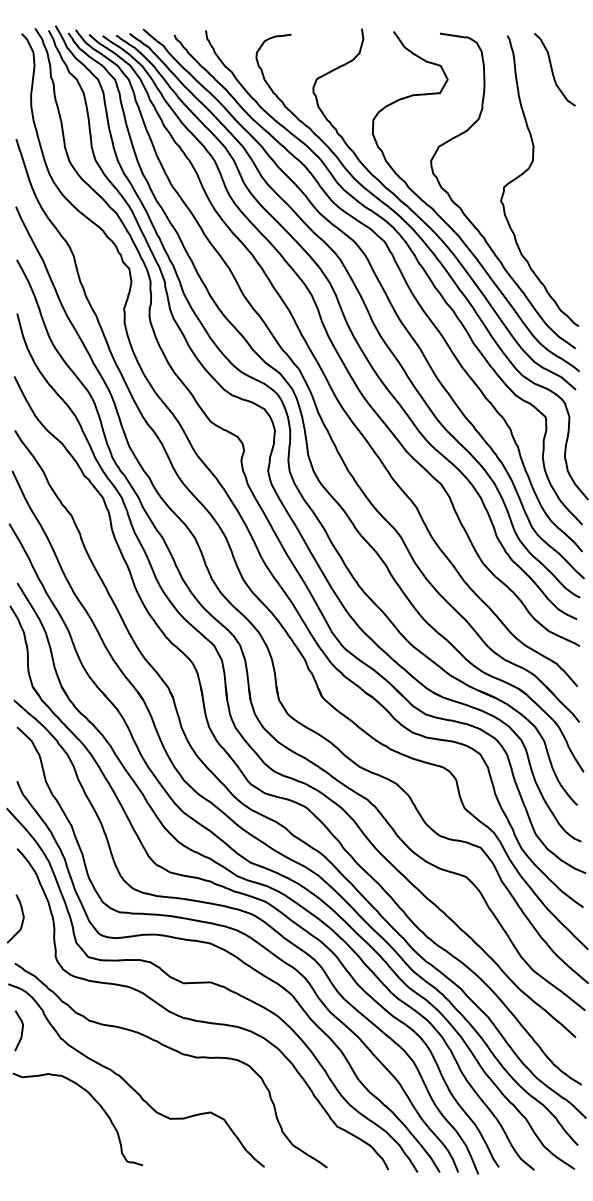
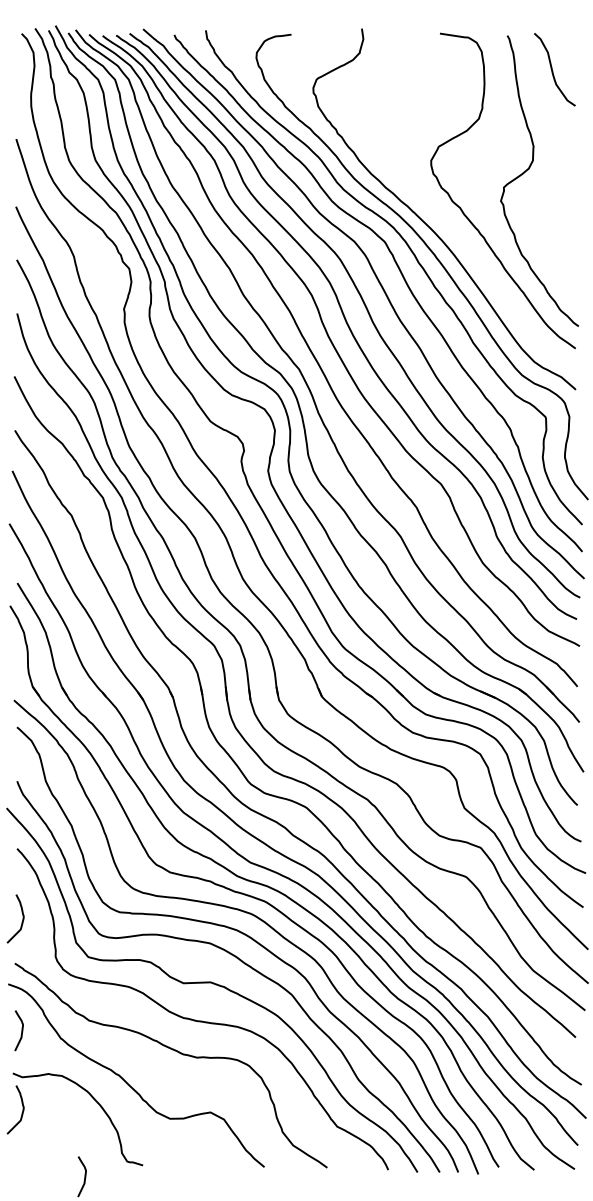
curve: present -> none (450, 226)
curve: none -> present (22, 1109)
curve: none -> present (84, 1176)
